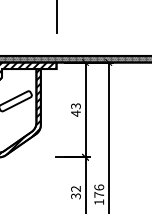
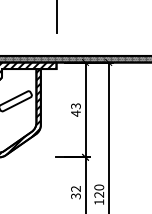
text: 176 -> 120 (99, 190)
